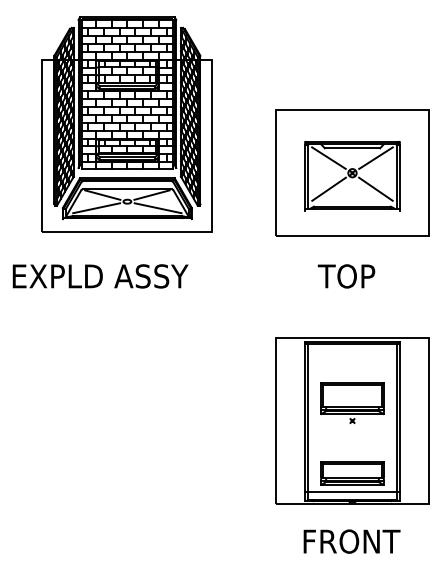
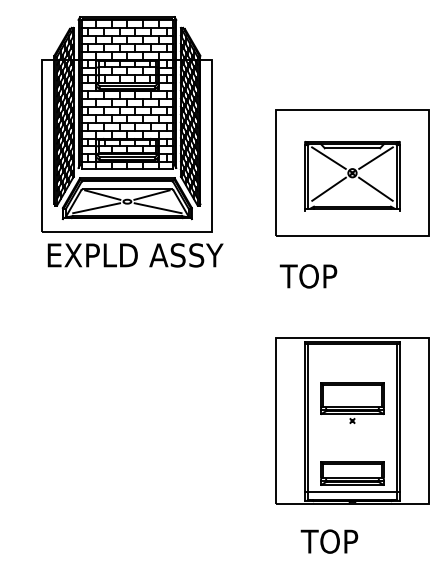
text position: (100, 276) -> (135, 255) (135, 255)
text position: (346, 276) -> (308, 276) (308, 276)
text: FRONT -> TOP (350, 541)
